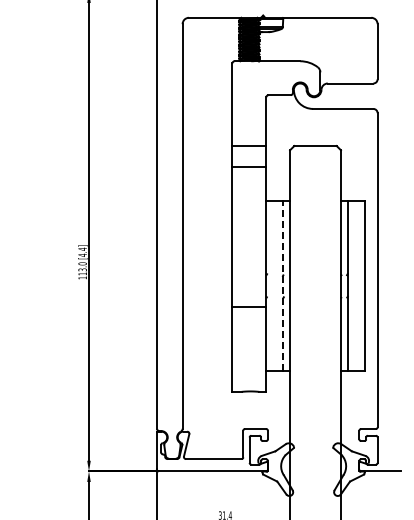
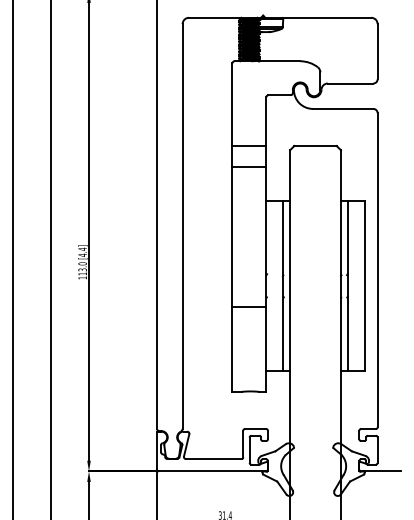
line: none -> present (12, 259)
line: none -> present (50, 259)
line: dashed -> solid (283, 285)
